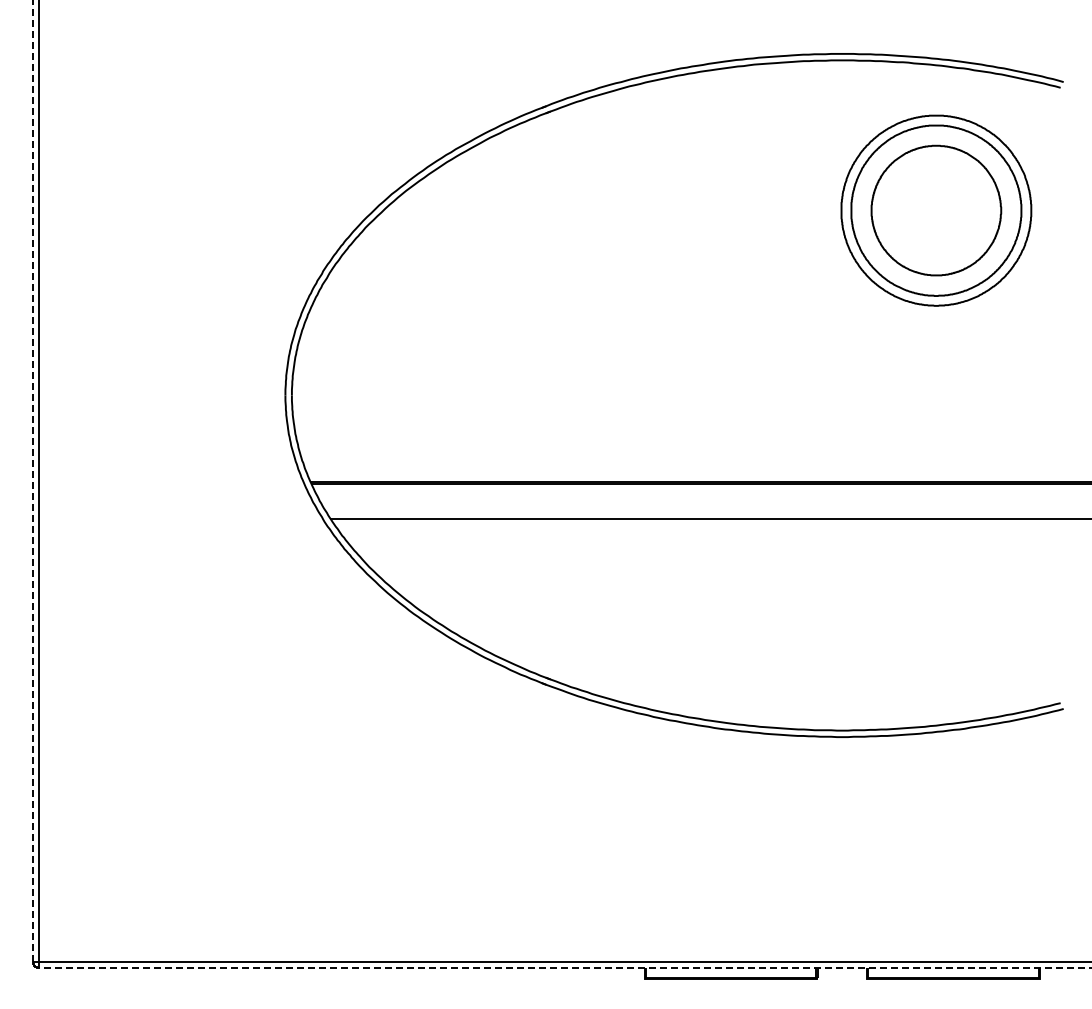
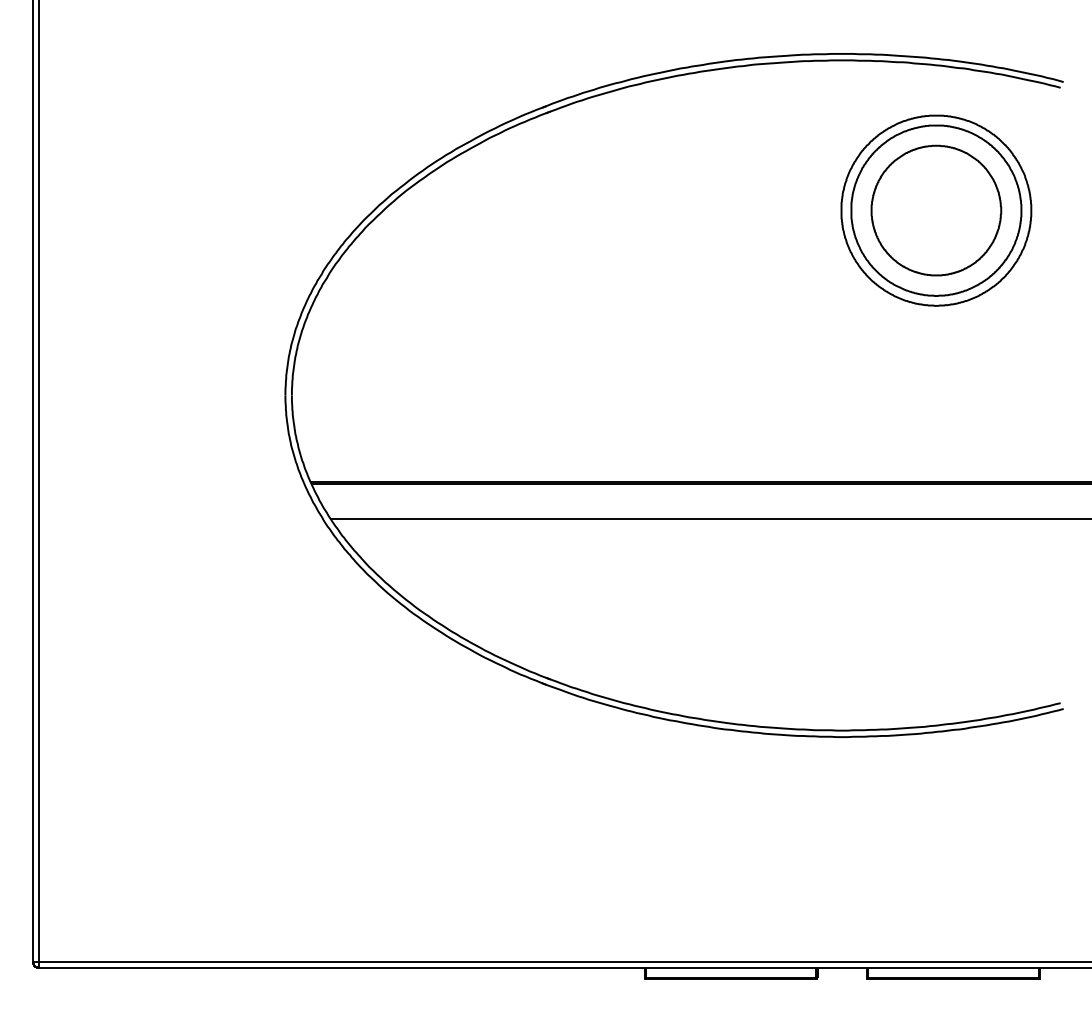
line: dashed -> solid (32, 481)
line: dashed -> solid (565, 968)
